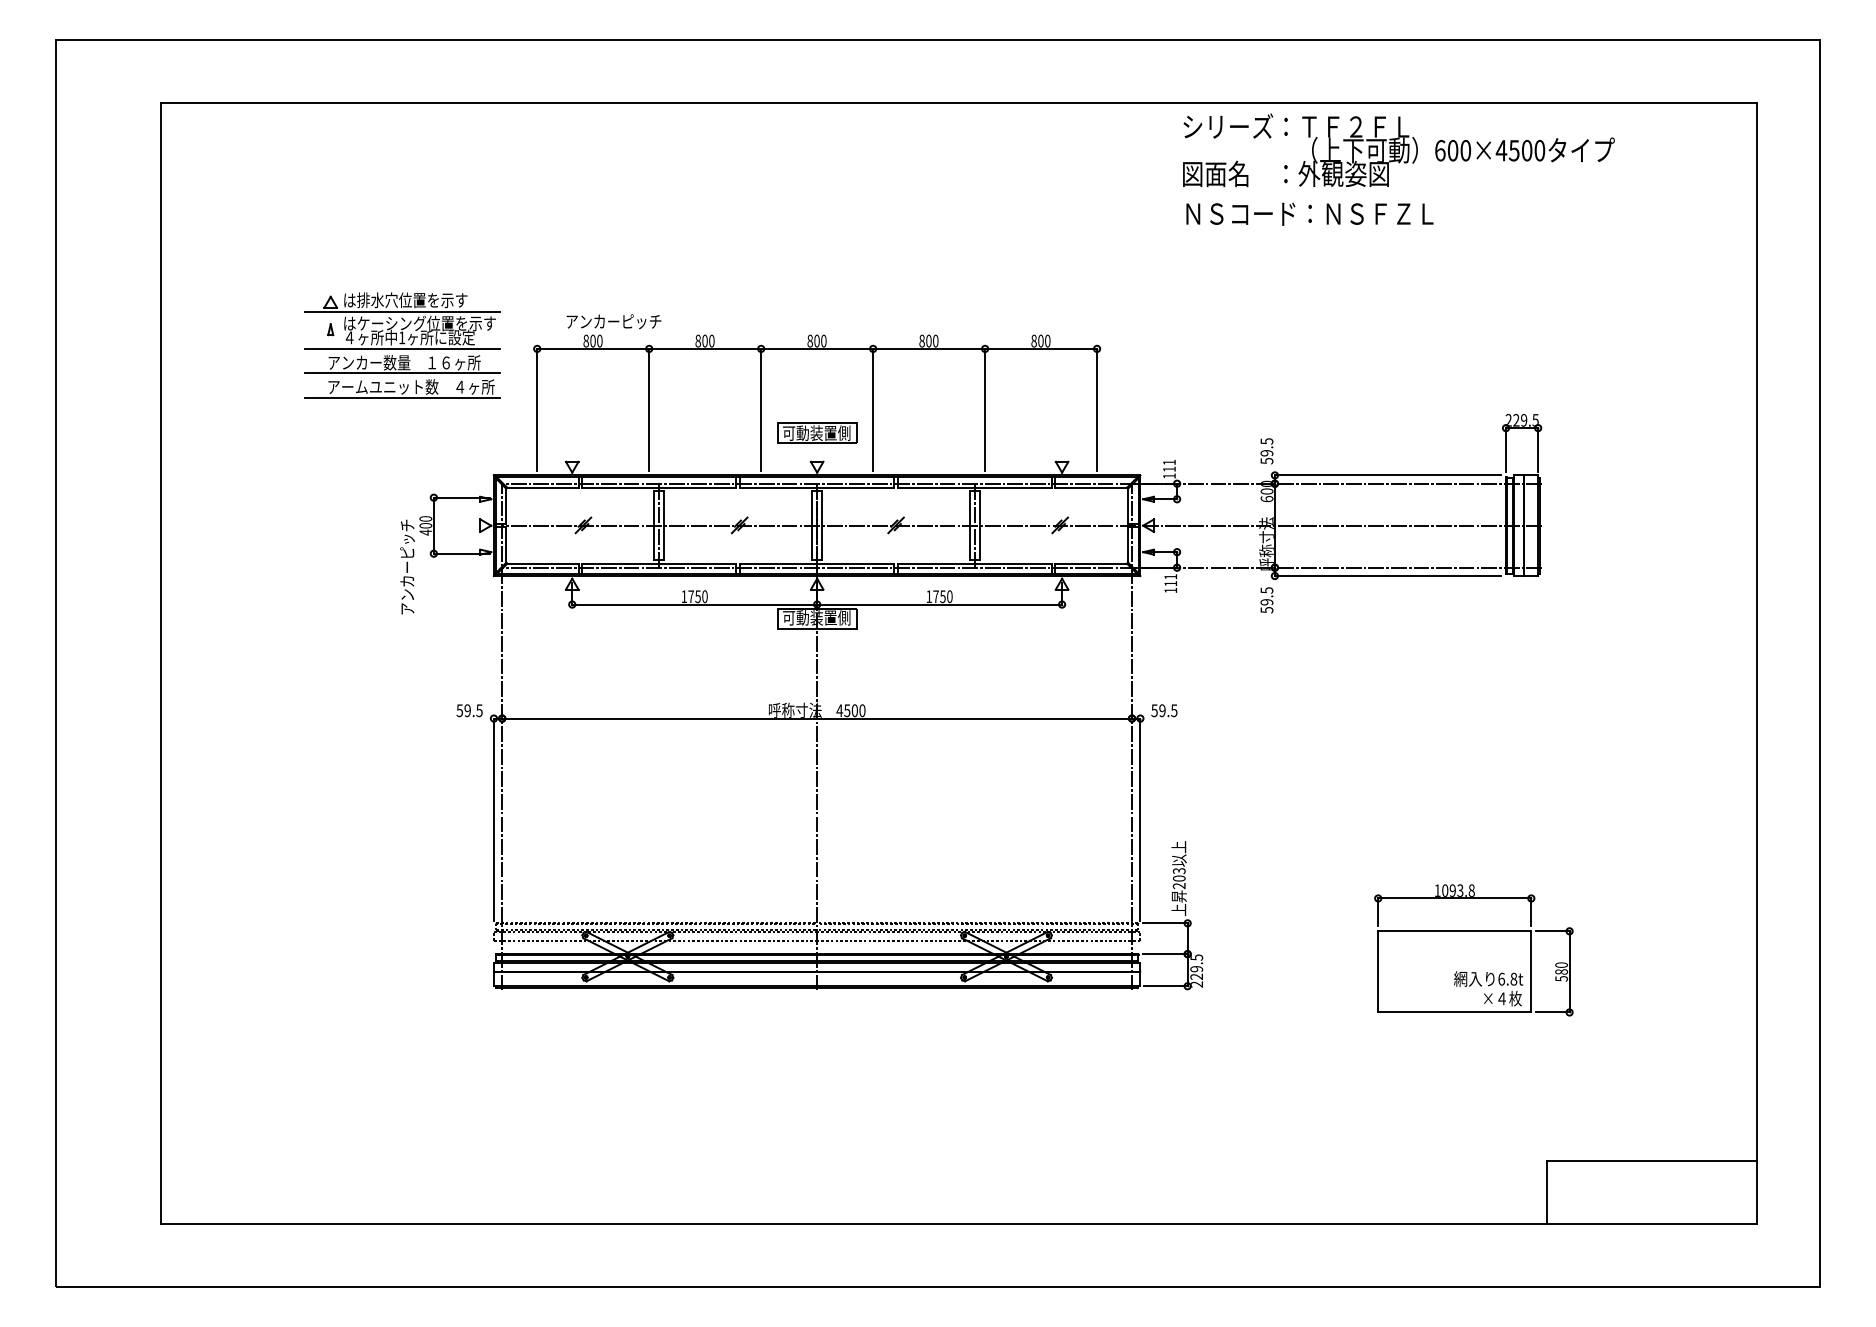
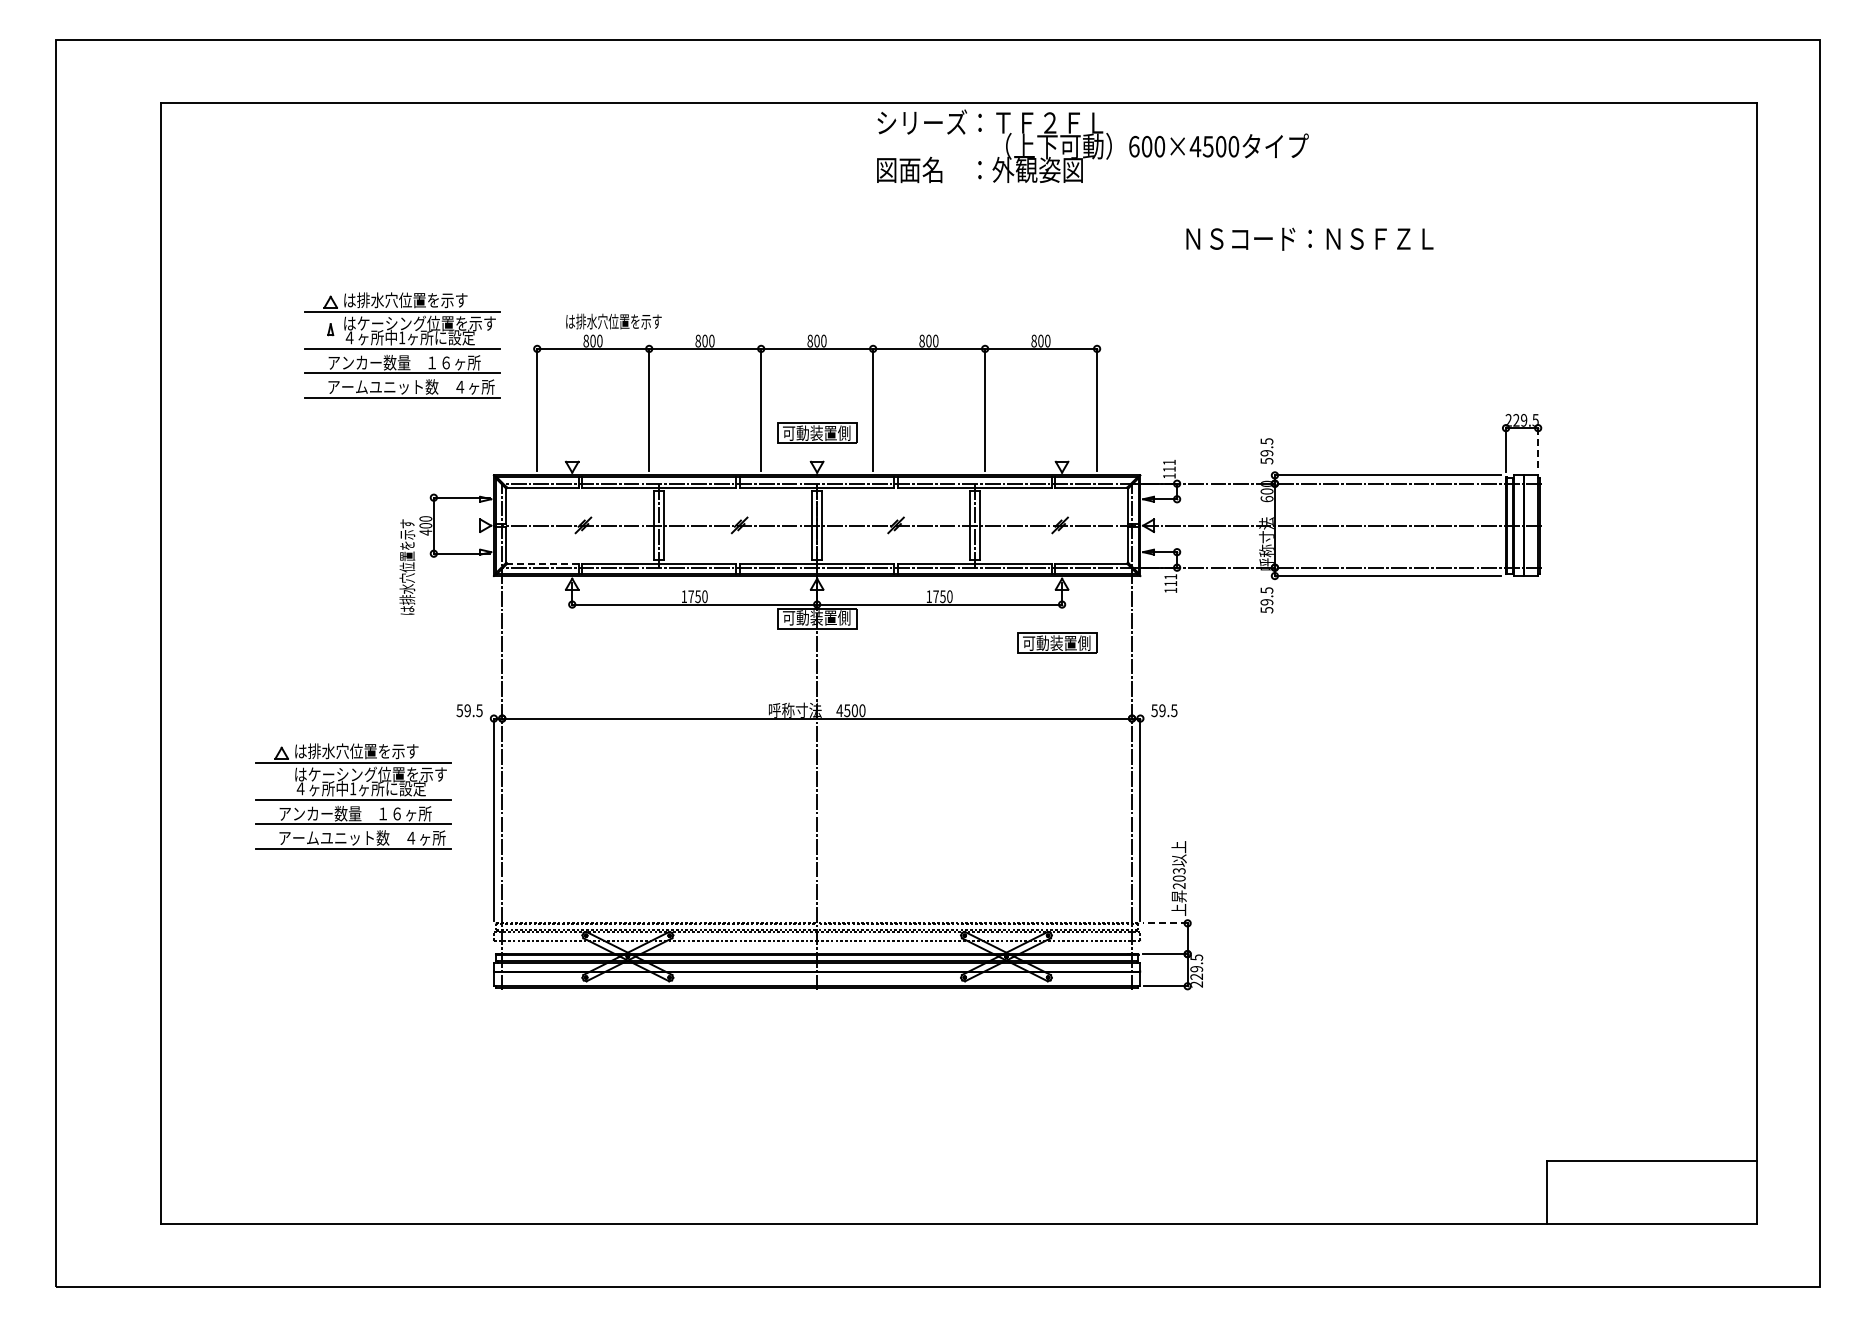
text position: (1398, 150) -> (1092, 146) (1092, 146)
text position: (1309, 213) -> (1309, 238) (1309, 238)
text: アンカーピッチ -> は排水穴位置を示す (613, 321)
line: solid -> dashed (1538, 450)
line: solid -> dashed (543, 563)
text: アンカーピッチ -> は排水穴位置を示す (407, 566)
part: none -> present (1057, 642)
part: none -> present (353, 796)
line: solid -> dashed (1165, 923)
part: present -> none (1473, 950)
